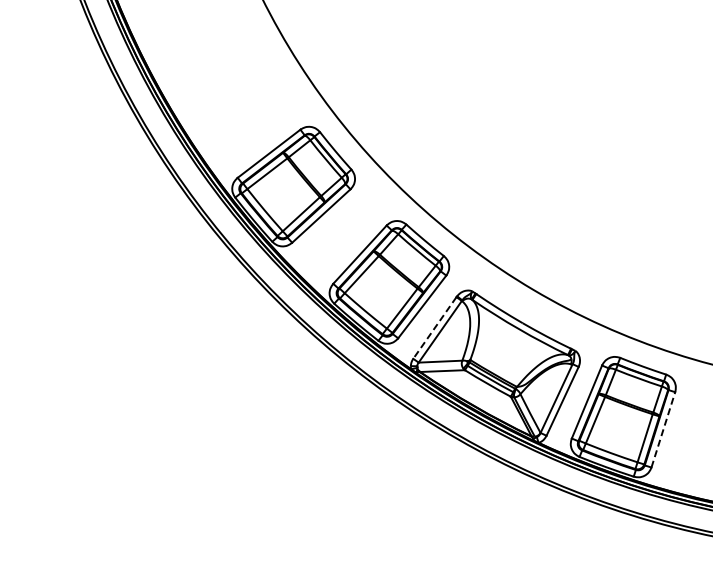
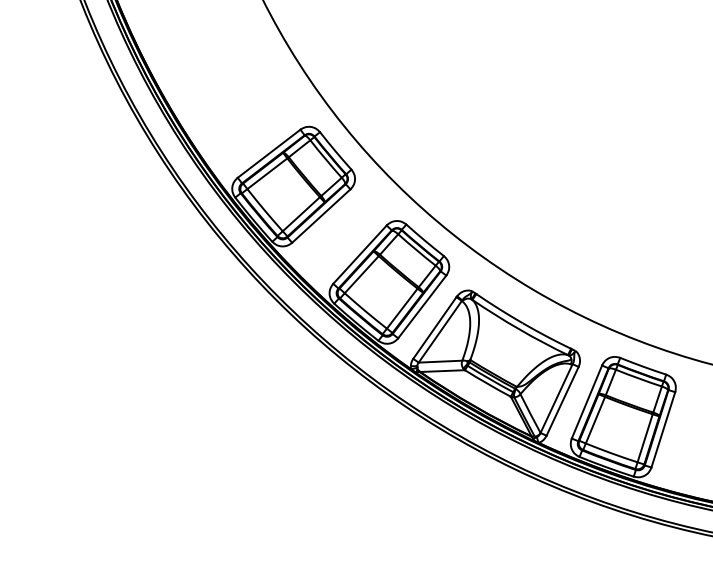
line: dashed -> solid (434, 327)
line: dashed -> solid (663, 429)
